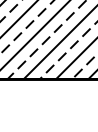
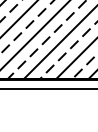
line: none -> present (48, 88)
